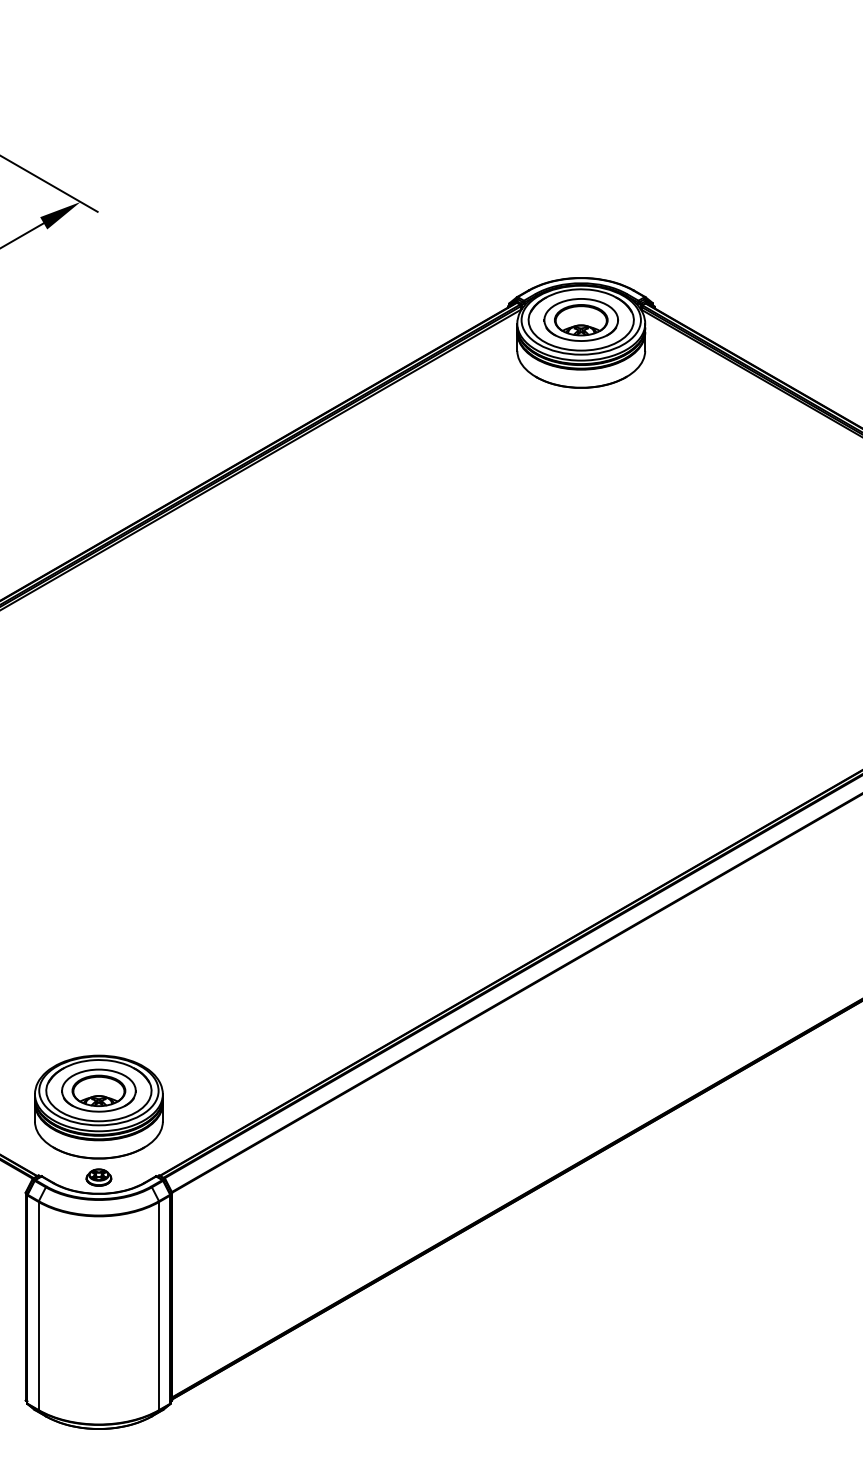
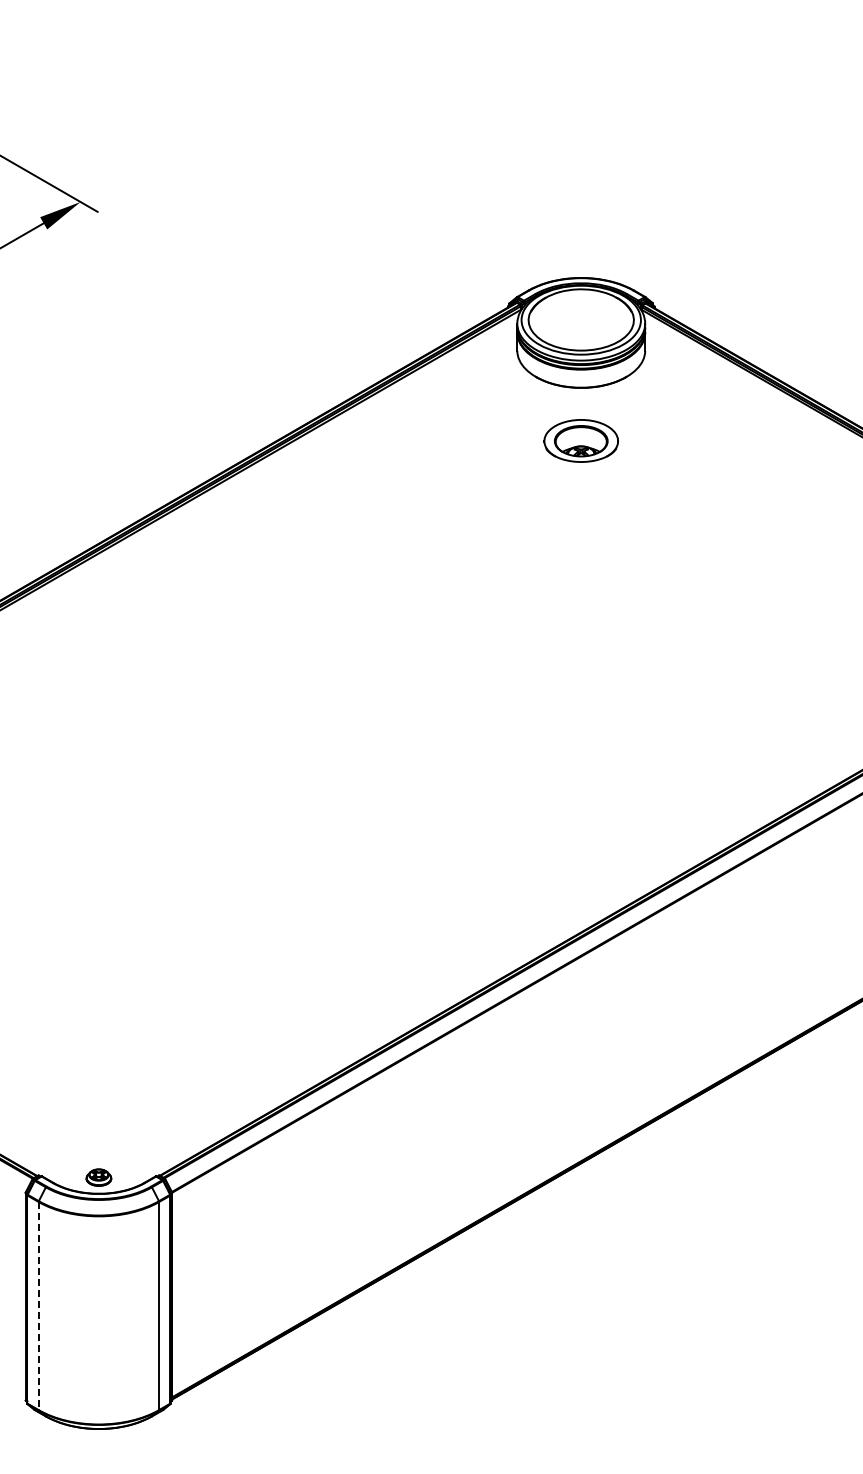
part position: (580, 319) -> (580, 440) (580, 440)
part: present -> none (98, 1106)
line: solid -> dashed (38, 1306)
